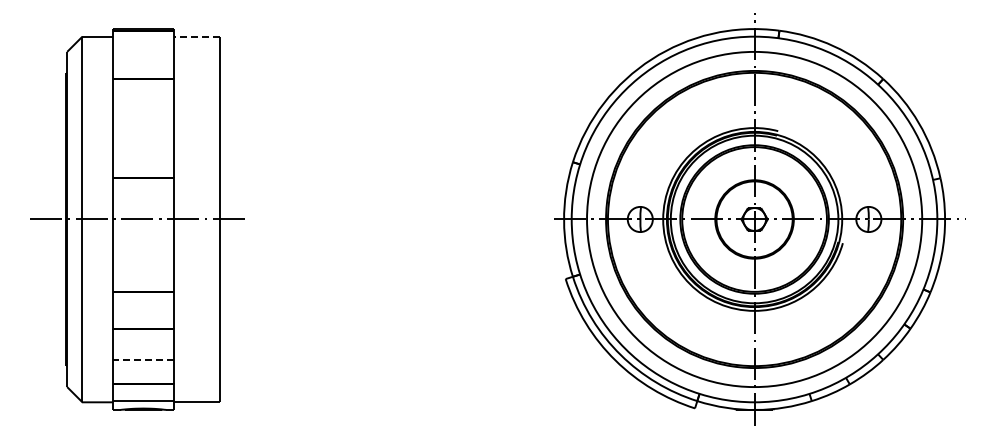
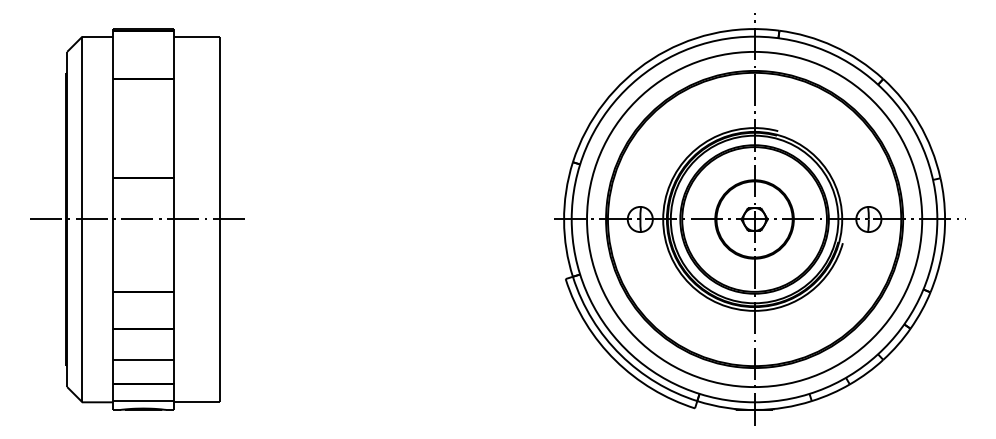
line: dashed -> solid (196, 36)
line: dashed -> solid (142, 359)
